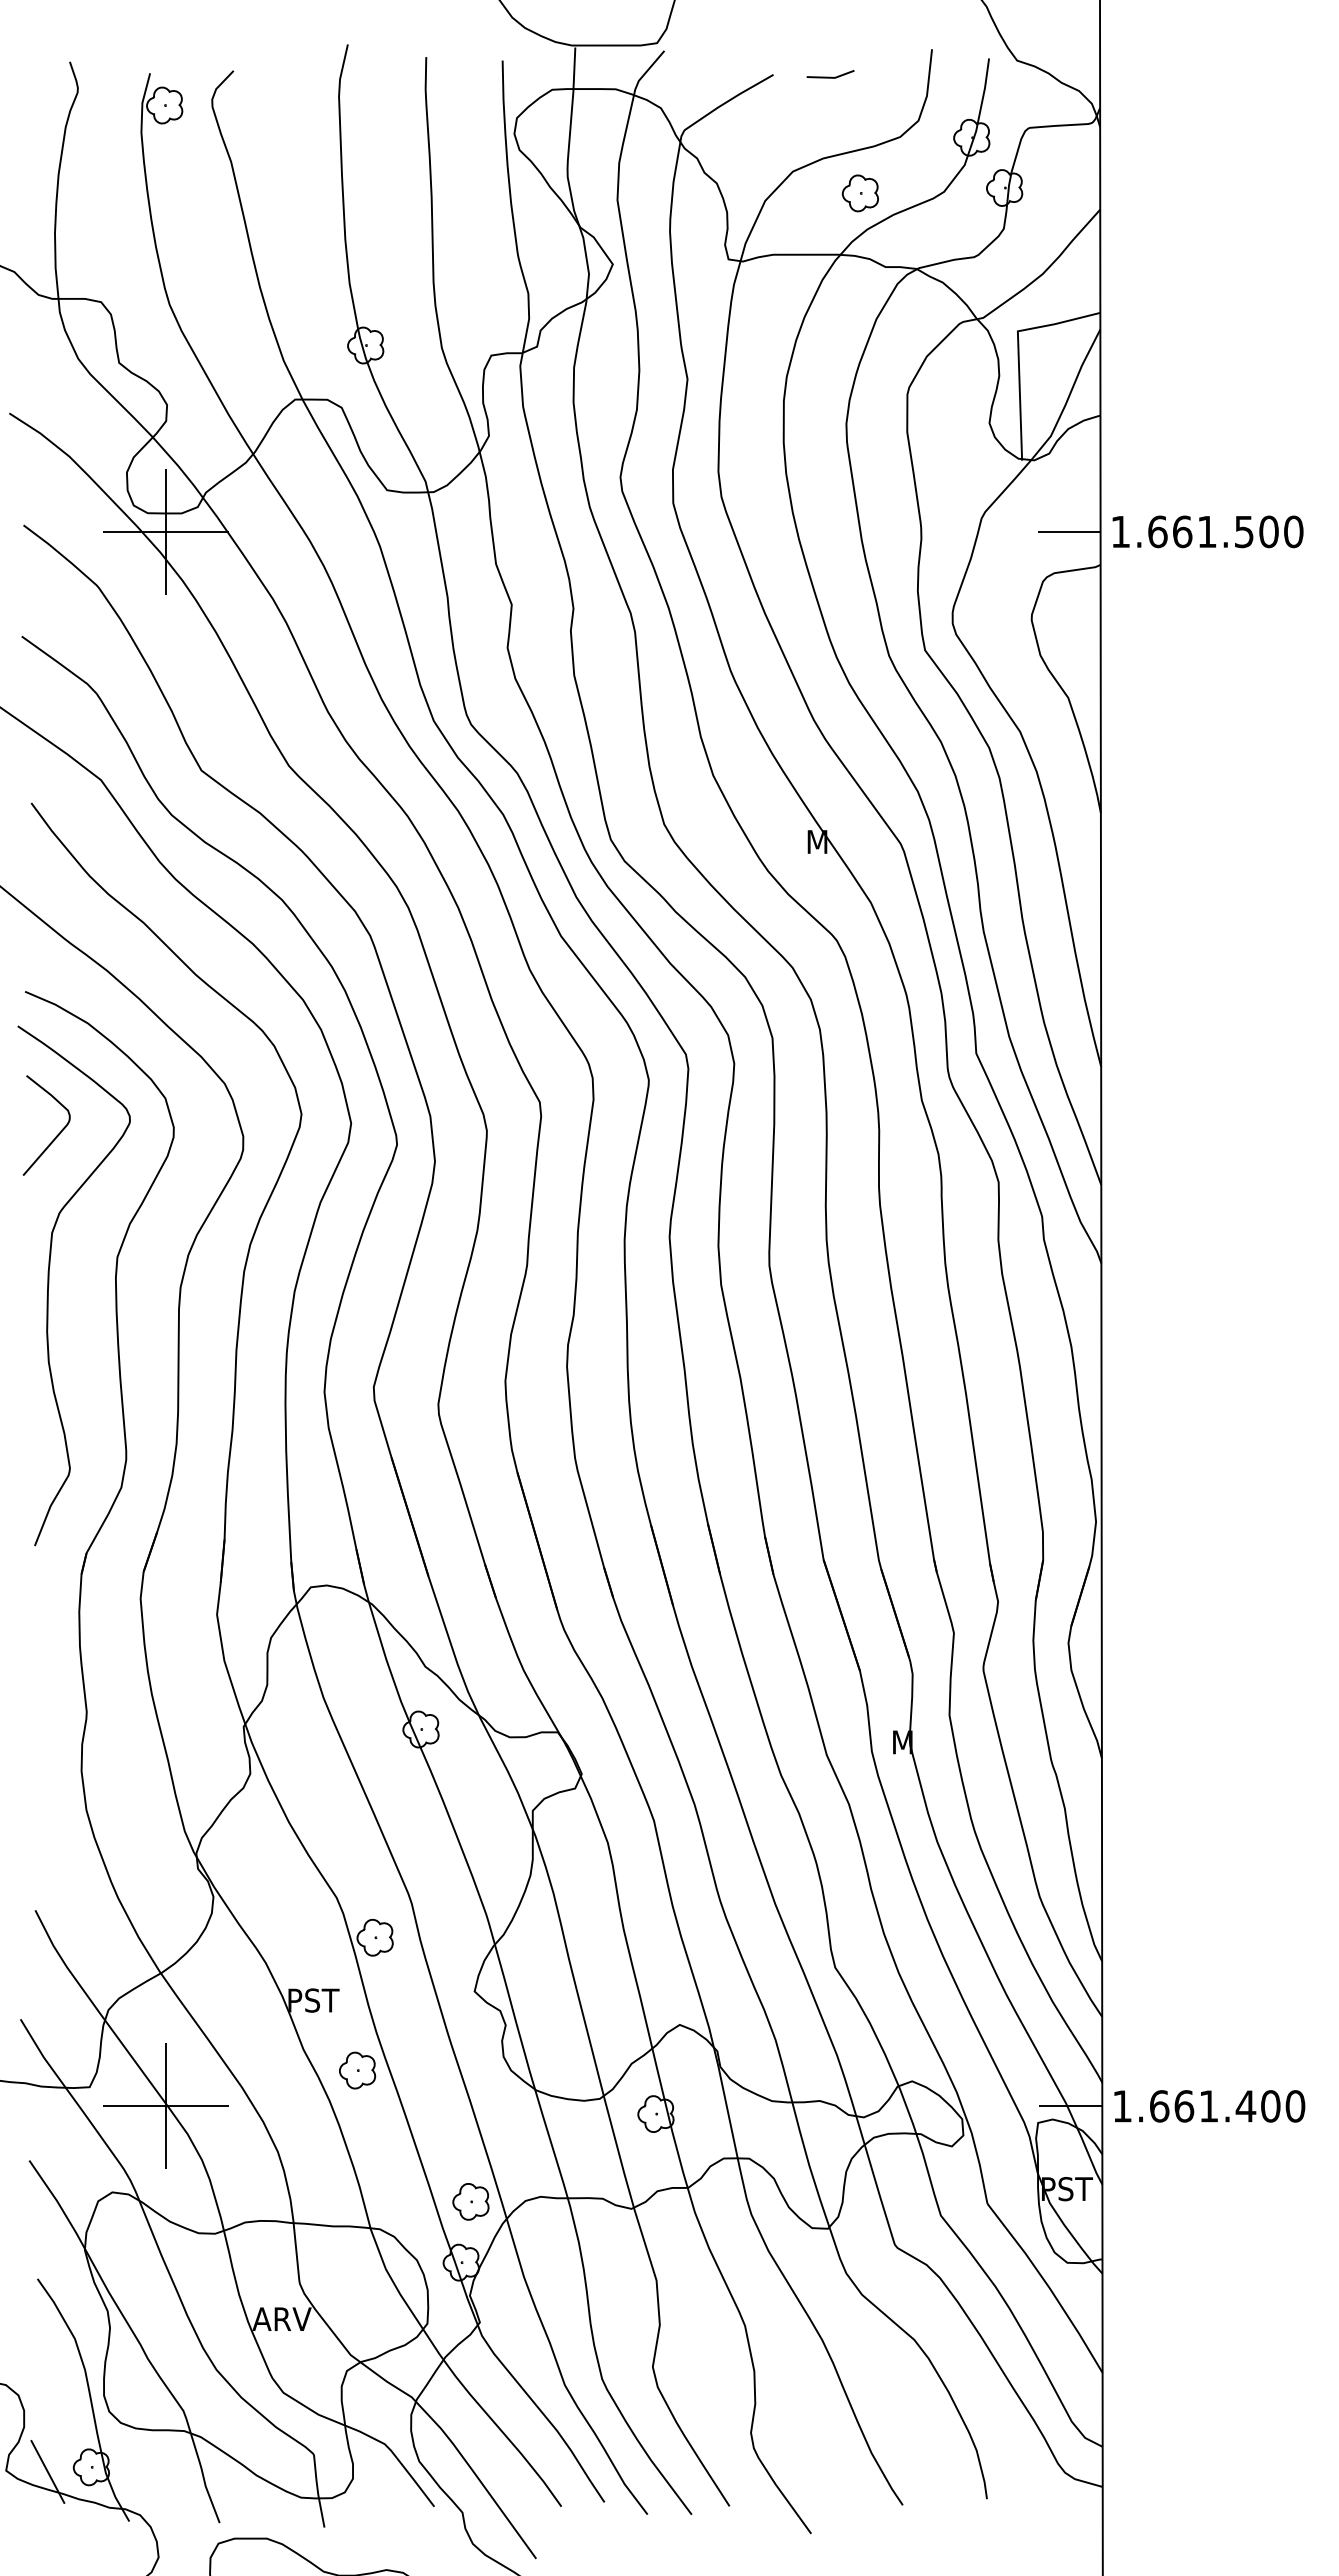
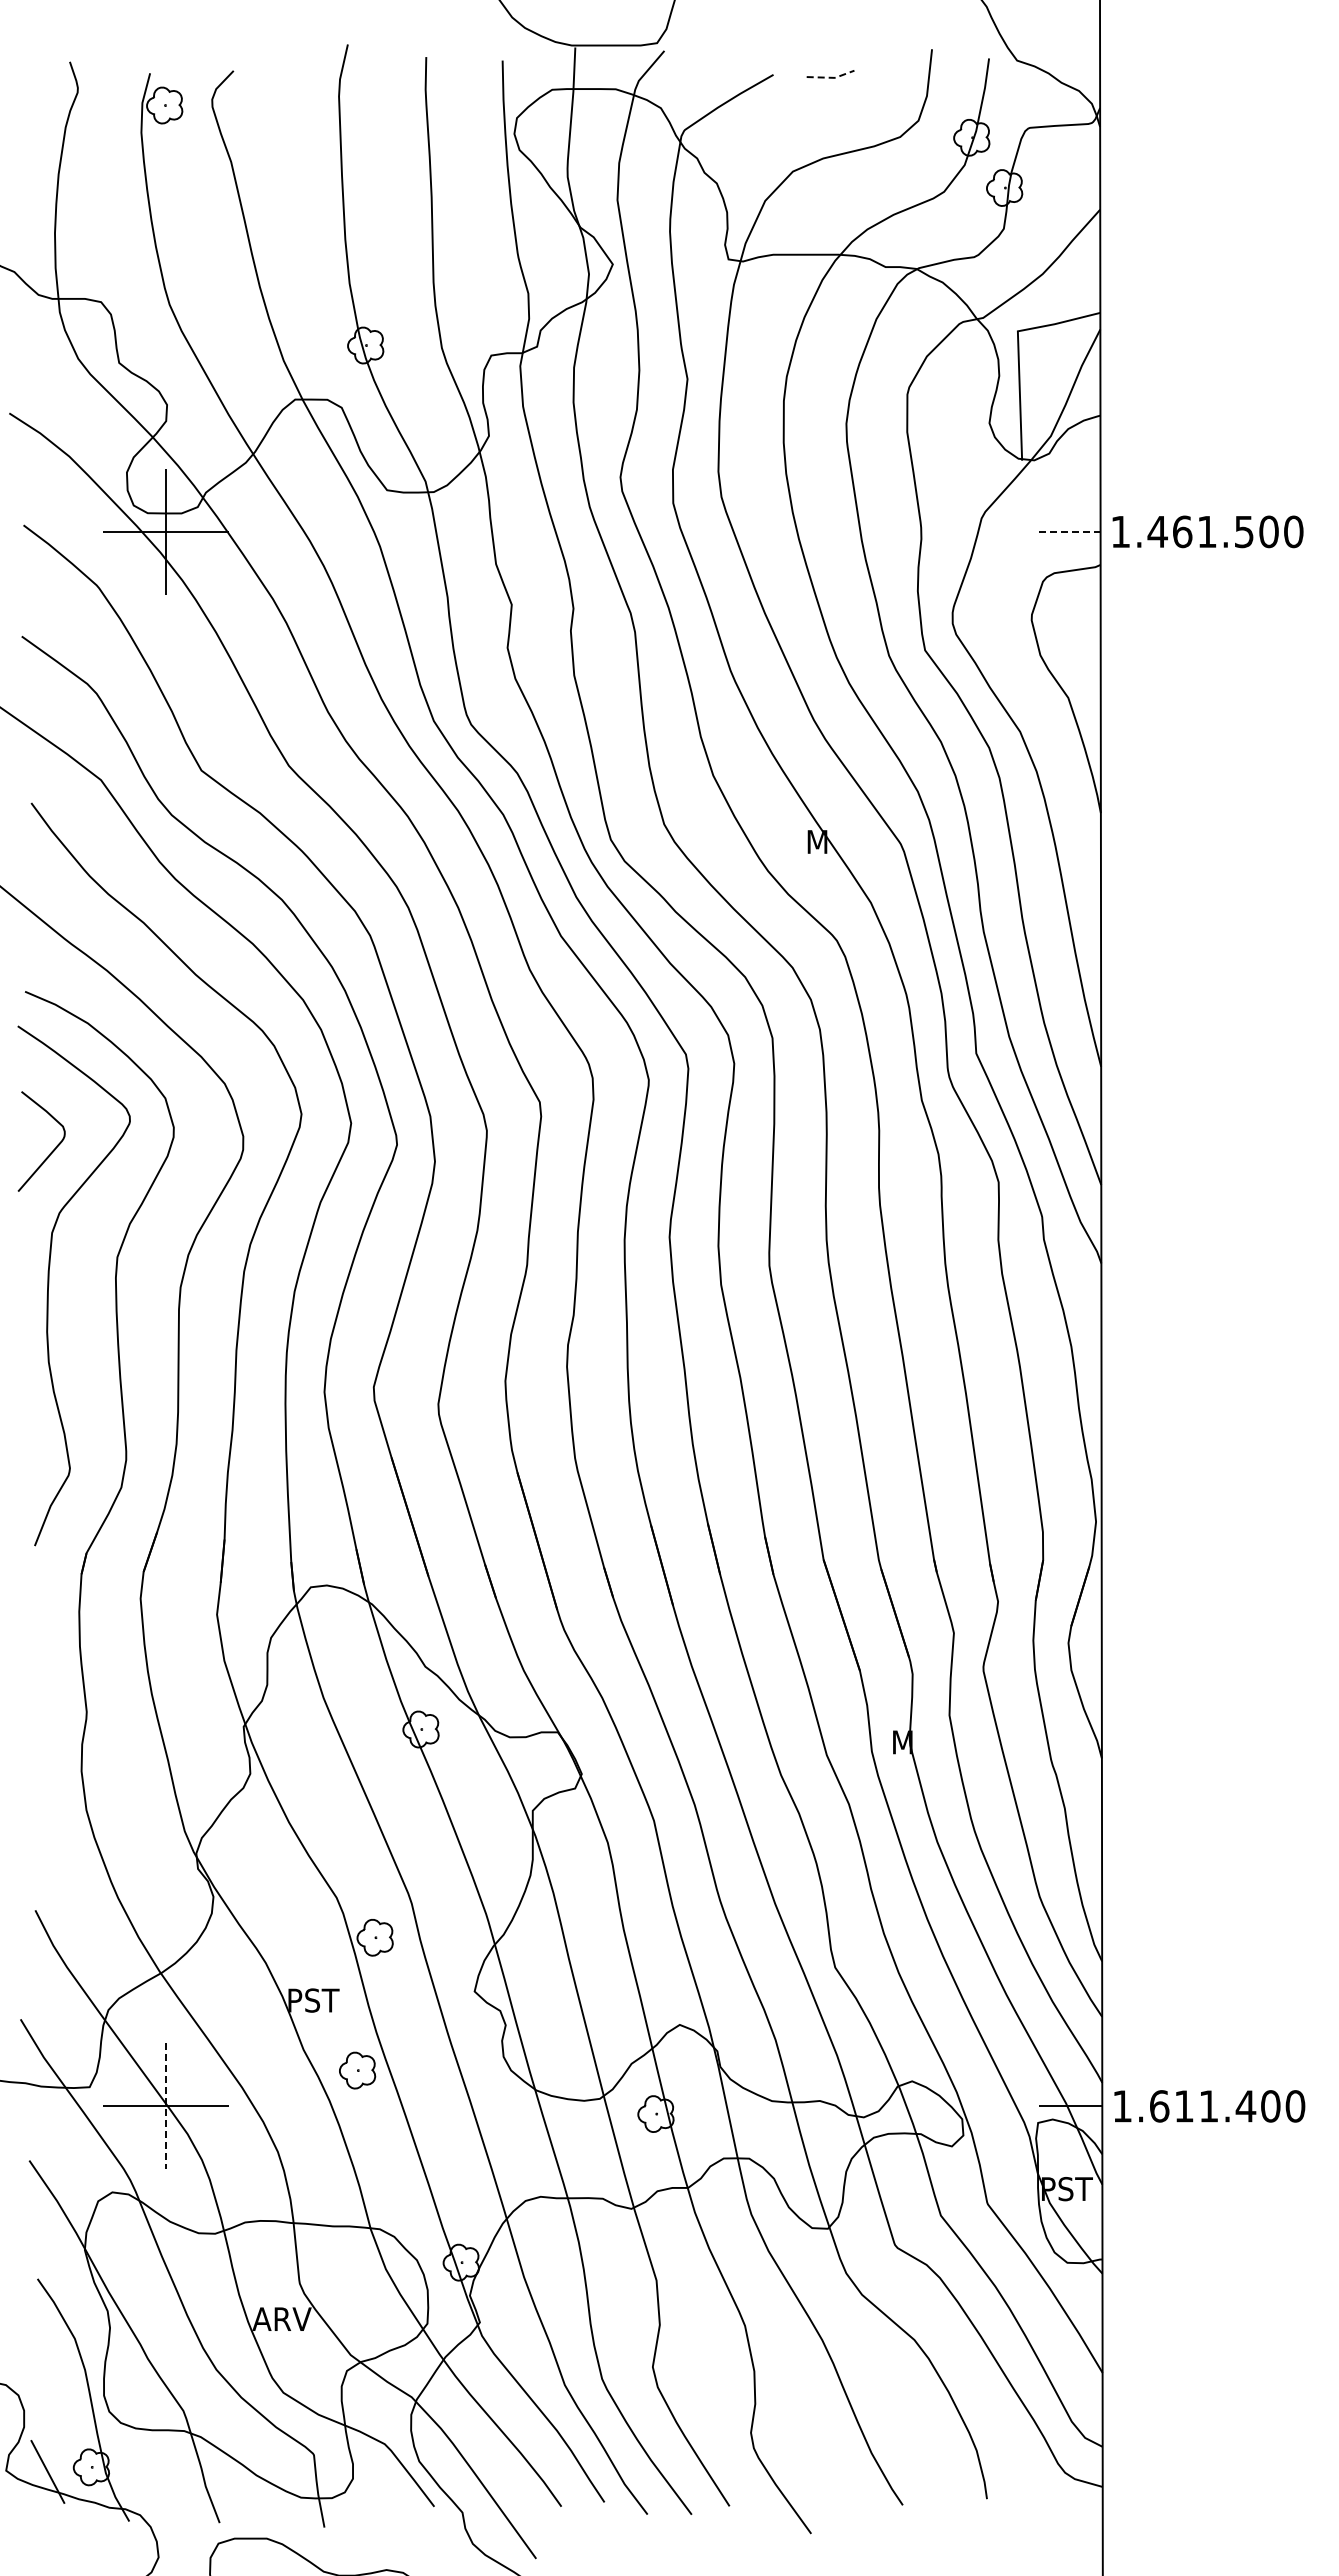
line: solid -> dashed (832, 77)
part: present -> none (859, 193)
line: solid -> dashed (1068, 531)
text: 1.661.500 -> 1.461.500 (1157, 531)
curve position: (56, 1135) -> (51, 1151) (51, 1151)
line: solid -> dashed (165, 2106)
text: 1.661.400 -> 1.611.400 (1184, 2106)
part: present -> none (470, 2201)
